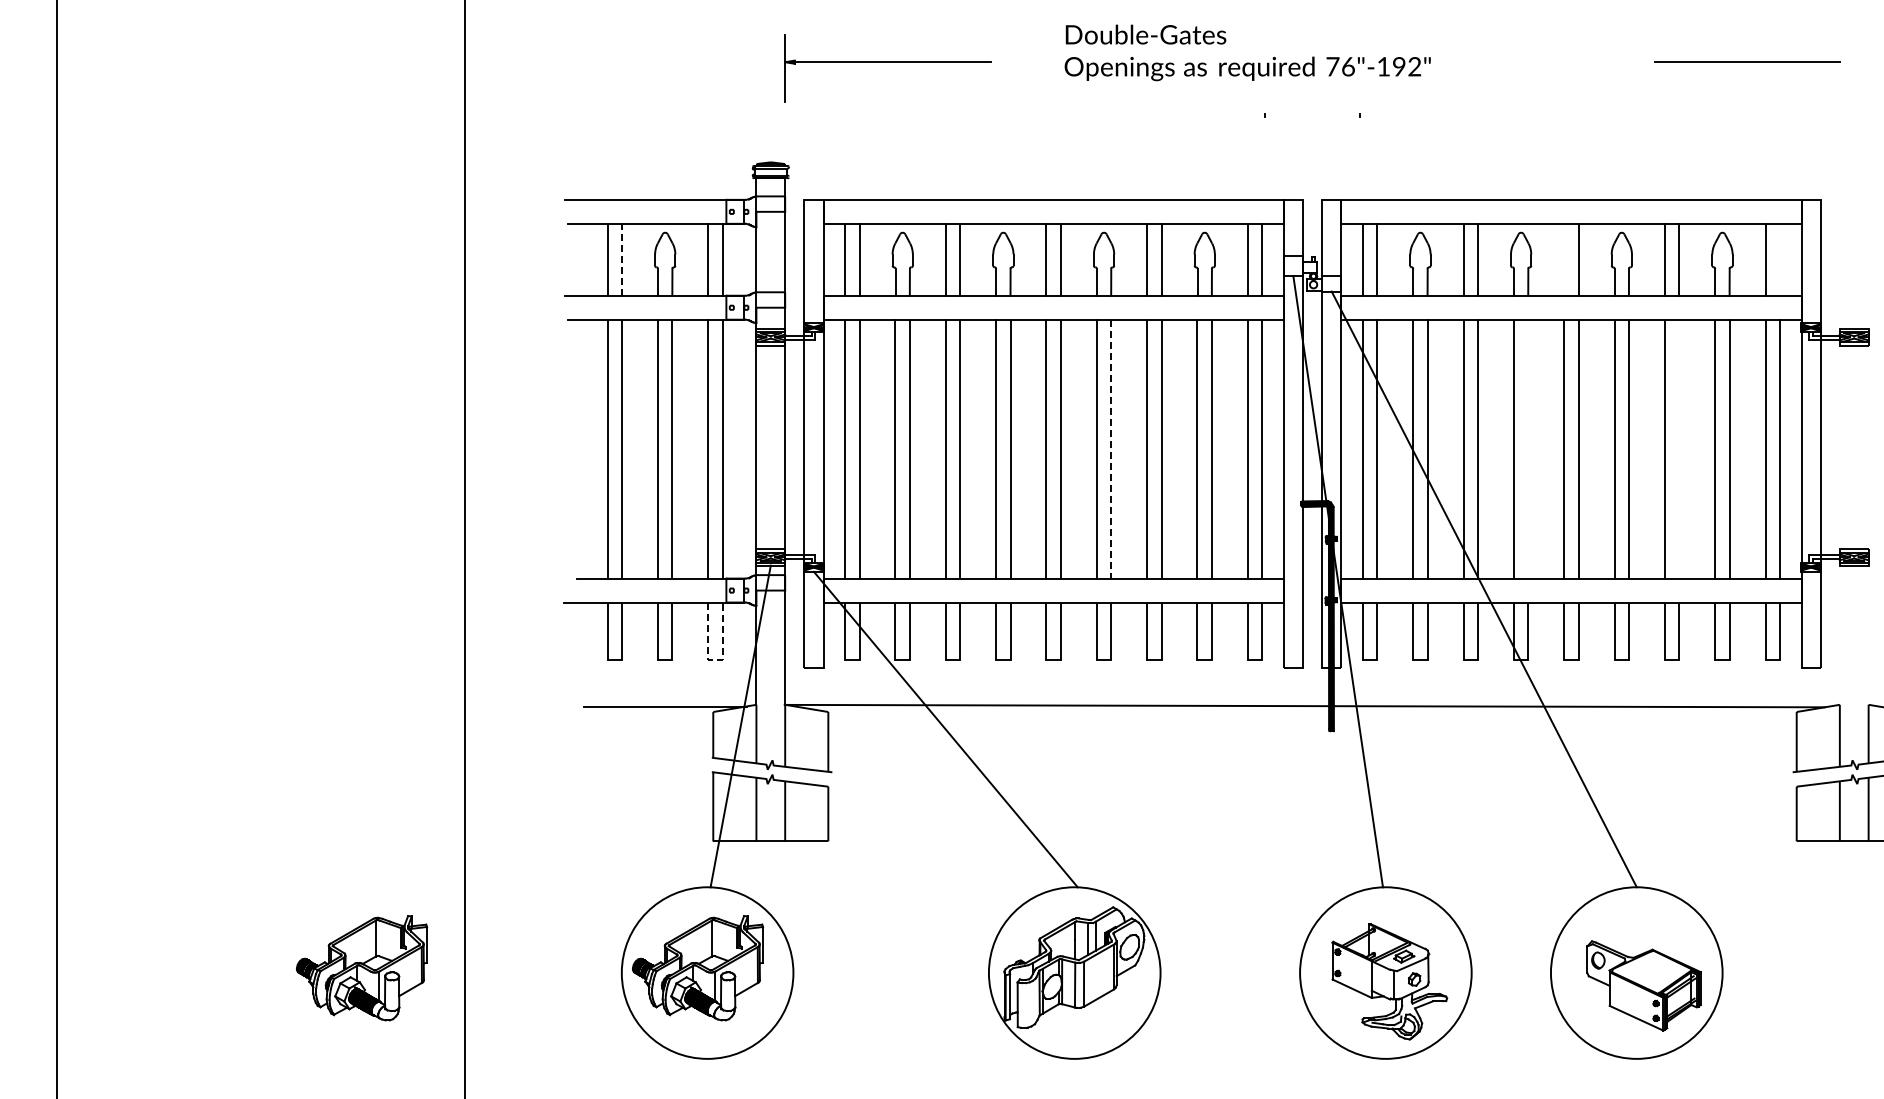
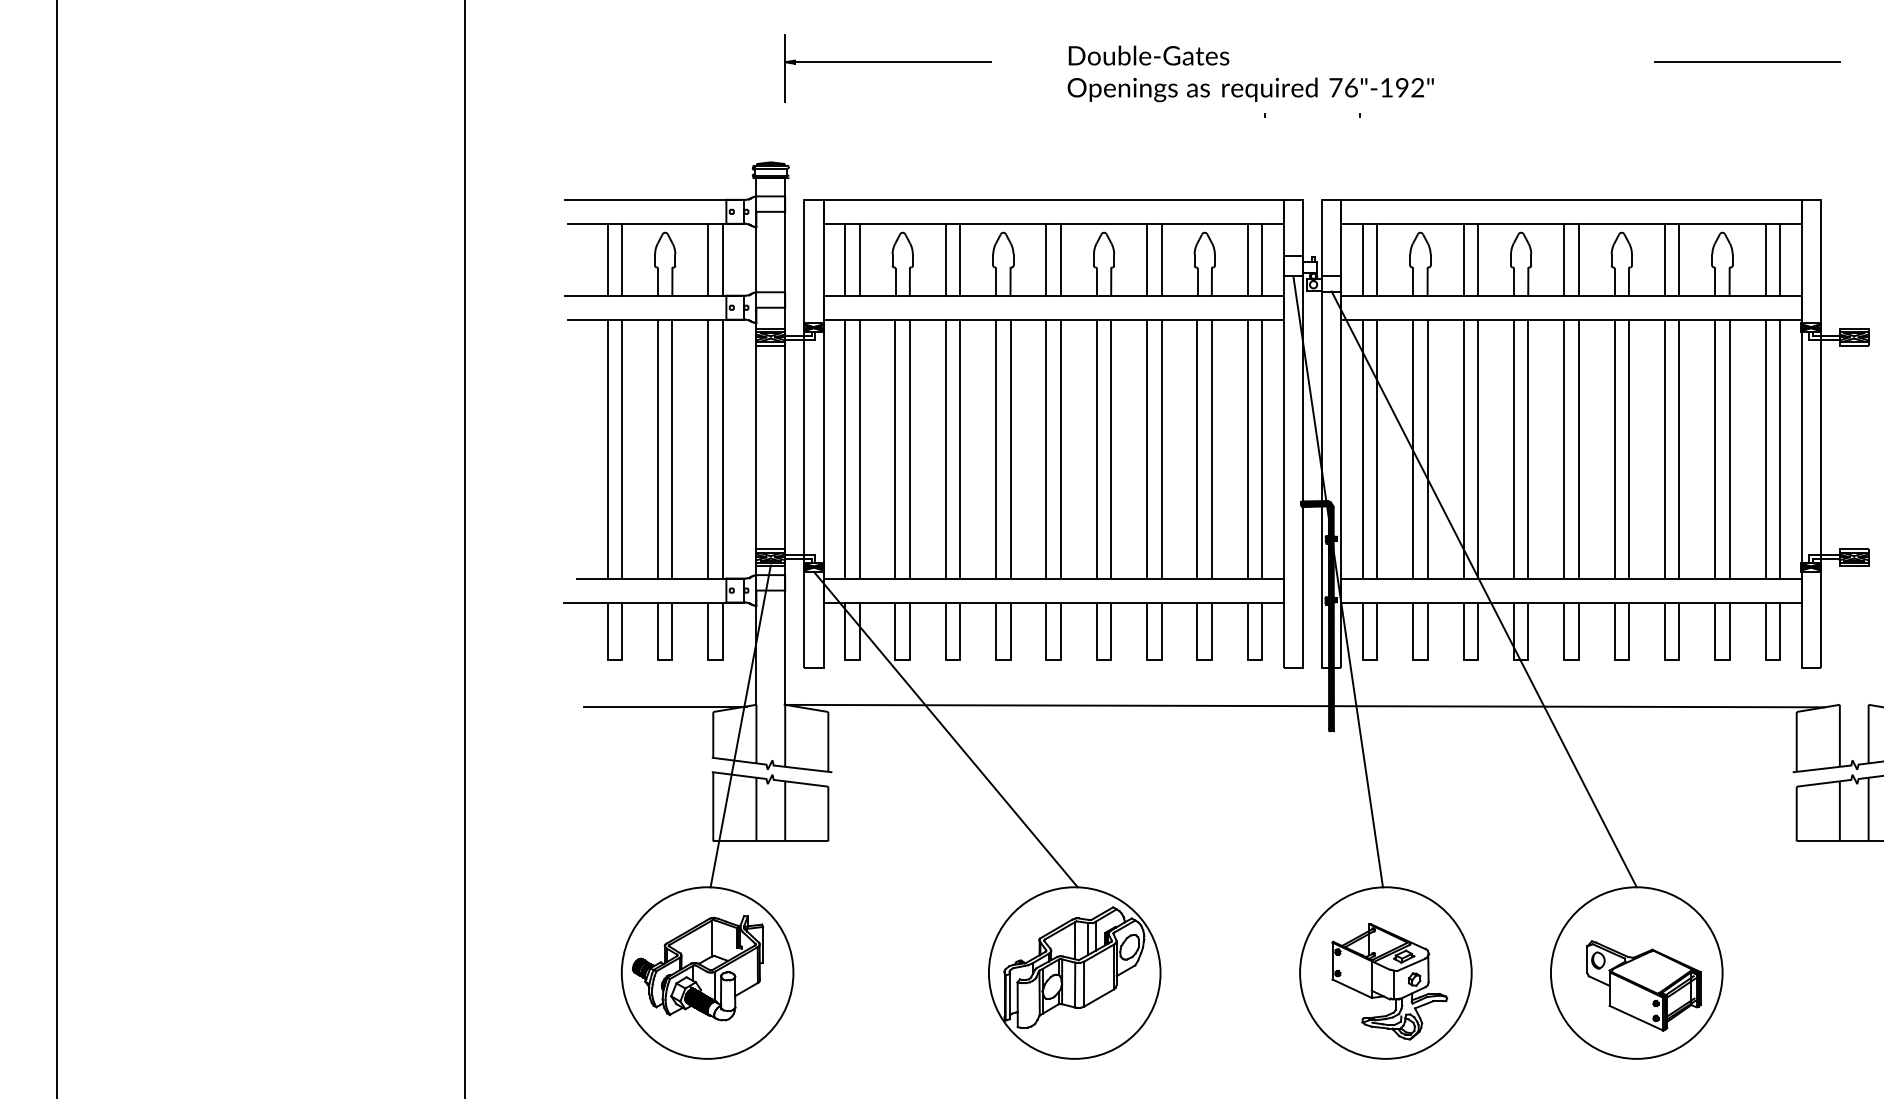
text position: (1247, 52) -> (1250, 73) (1250, 73)
line: dashed -> solid (622, 259)
line: none -> present (1564, 259)
line: none -> present (1779, 259)
line: none -> present (1528, 448)
line: none -> present (1679, 448)
line: dashed -> solid (1111, 449)
line: dashed -> solid (715, 660)
part: present -> none (362, 968)
